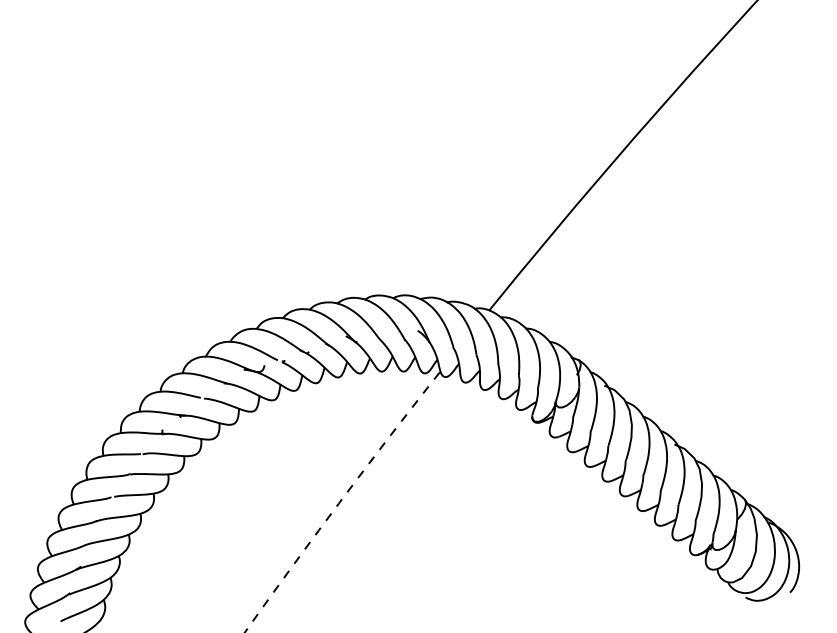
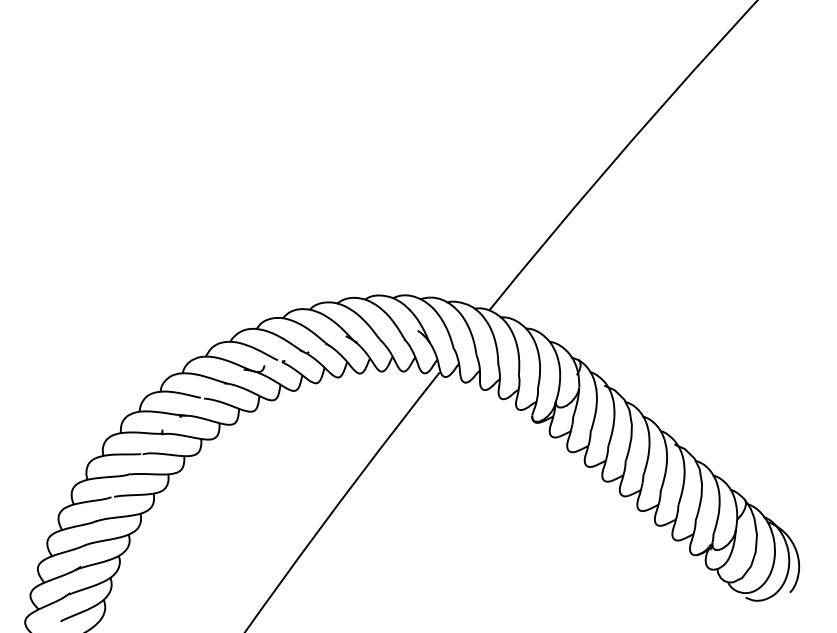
arc: dashed -> solid (340, 501)
